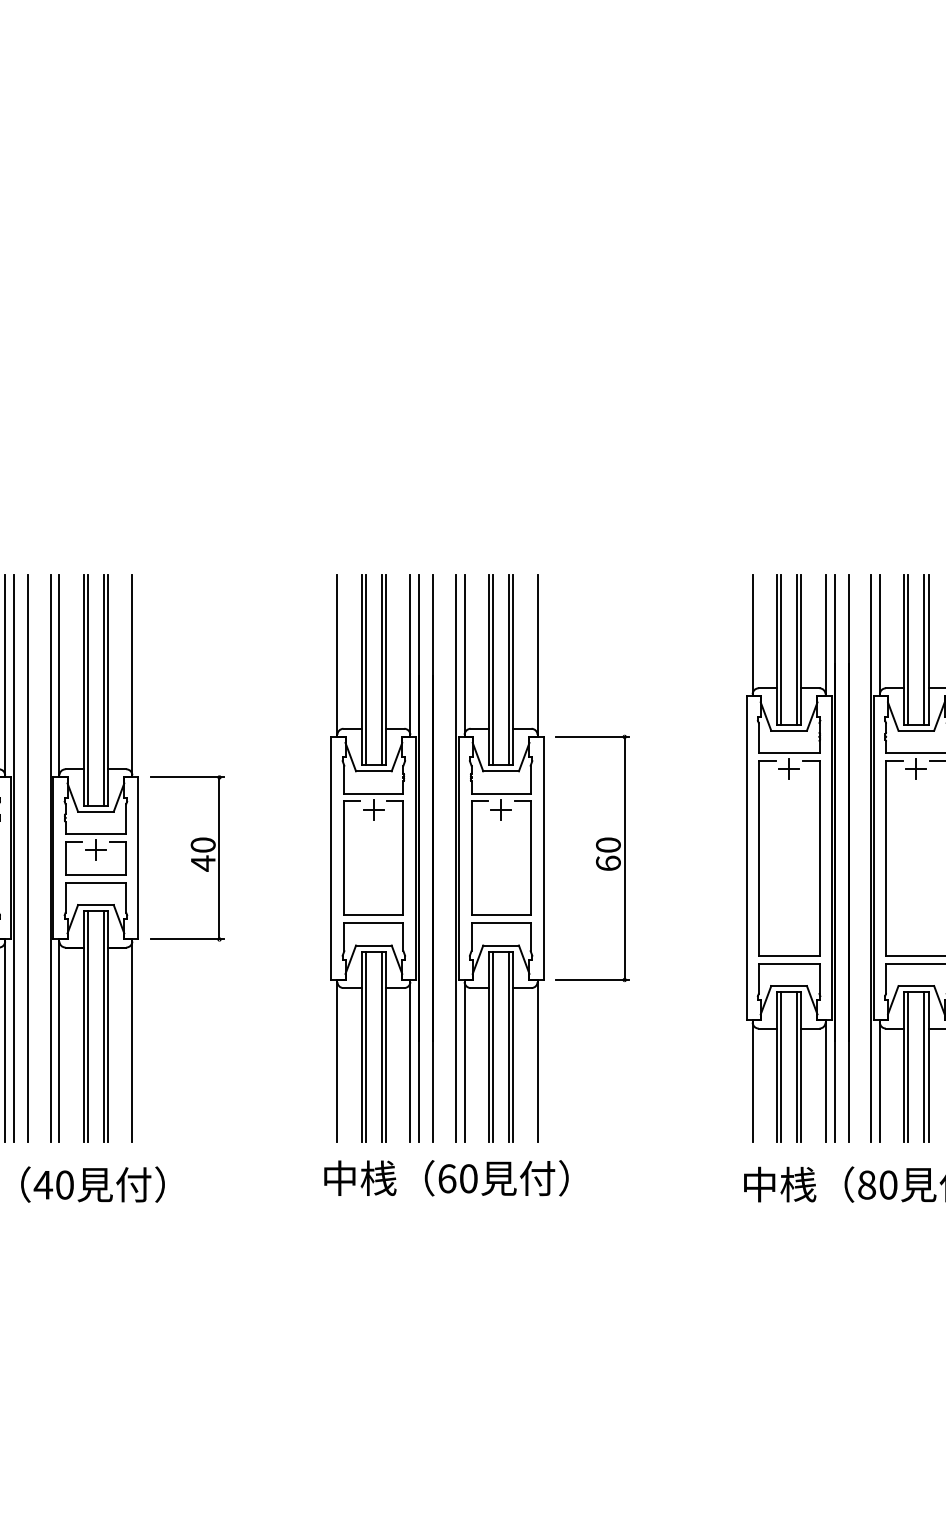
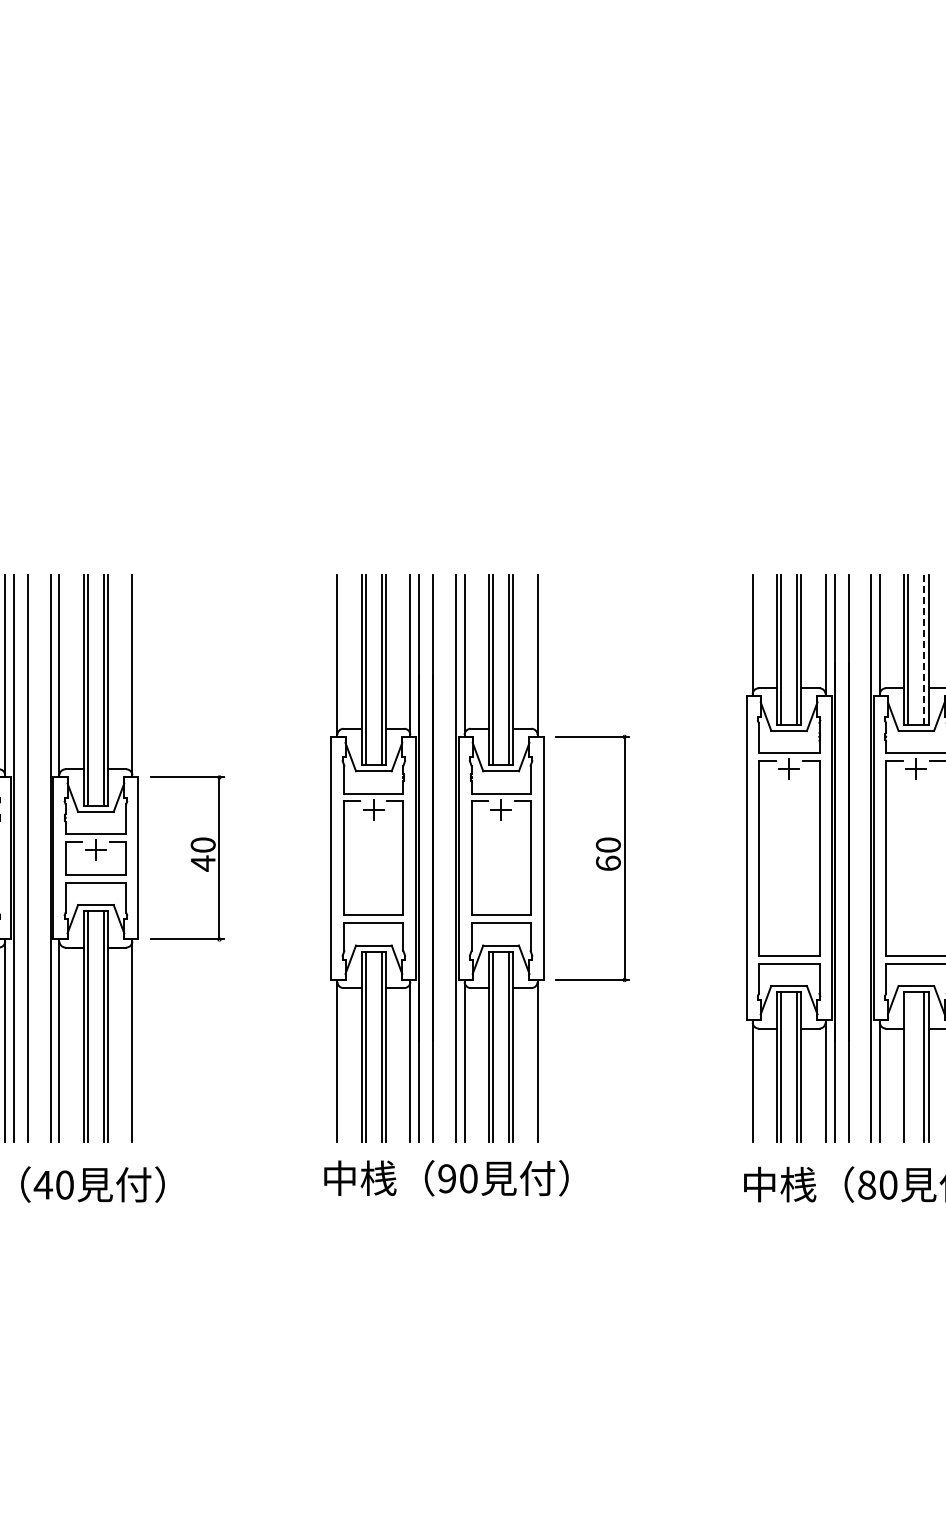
line: solid -> dashed (924, 649)
line: present -> none (908, 1067)
text: 60 -> 90 (447, 1178)
